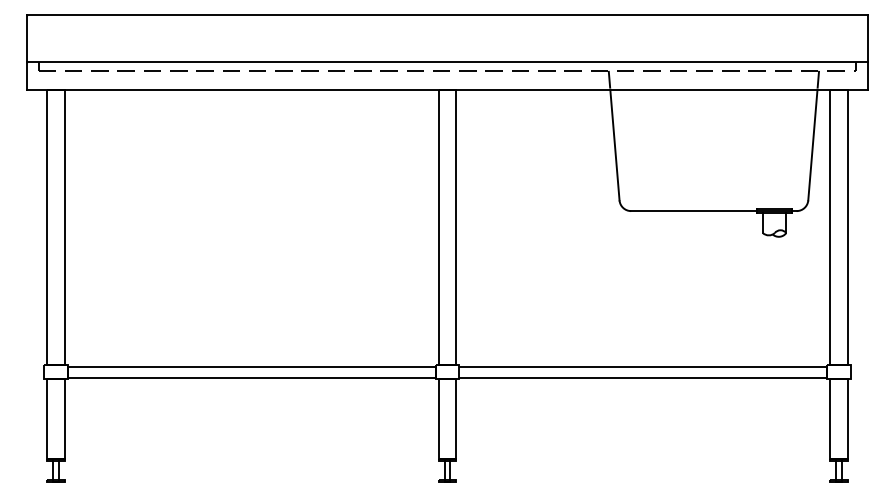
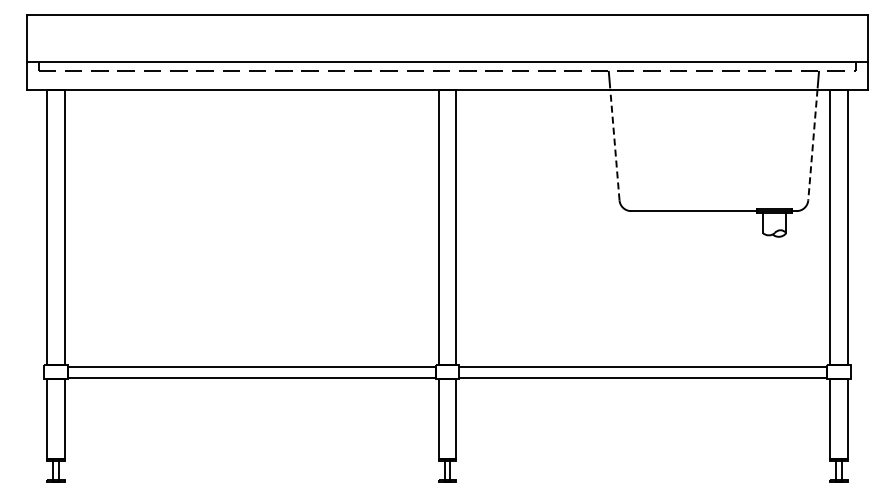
line: solid -> dashed (614, 144)
line: solid -> dashed (812, 144)
